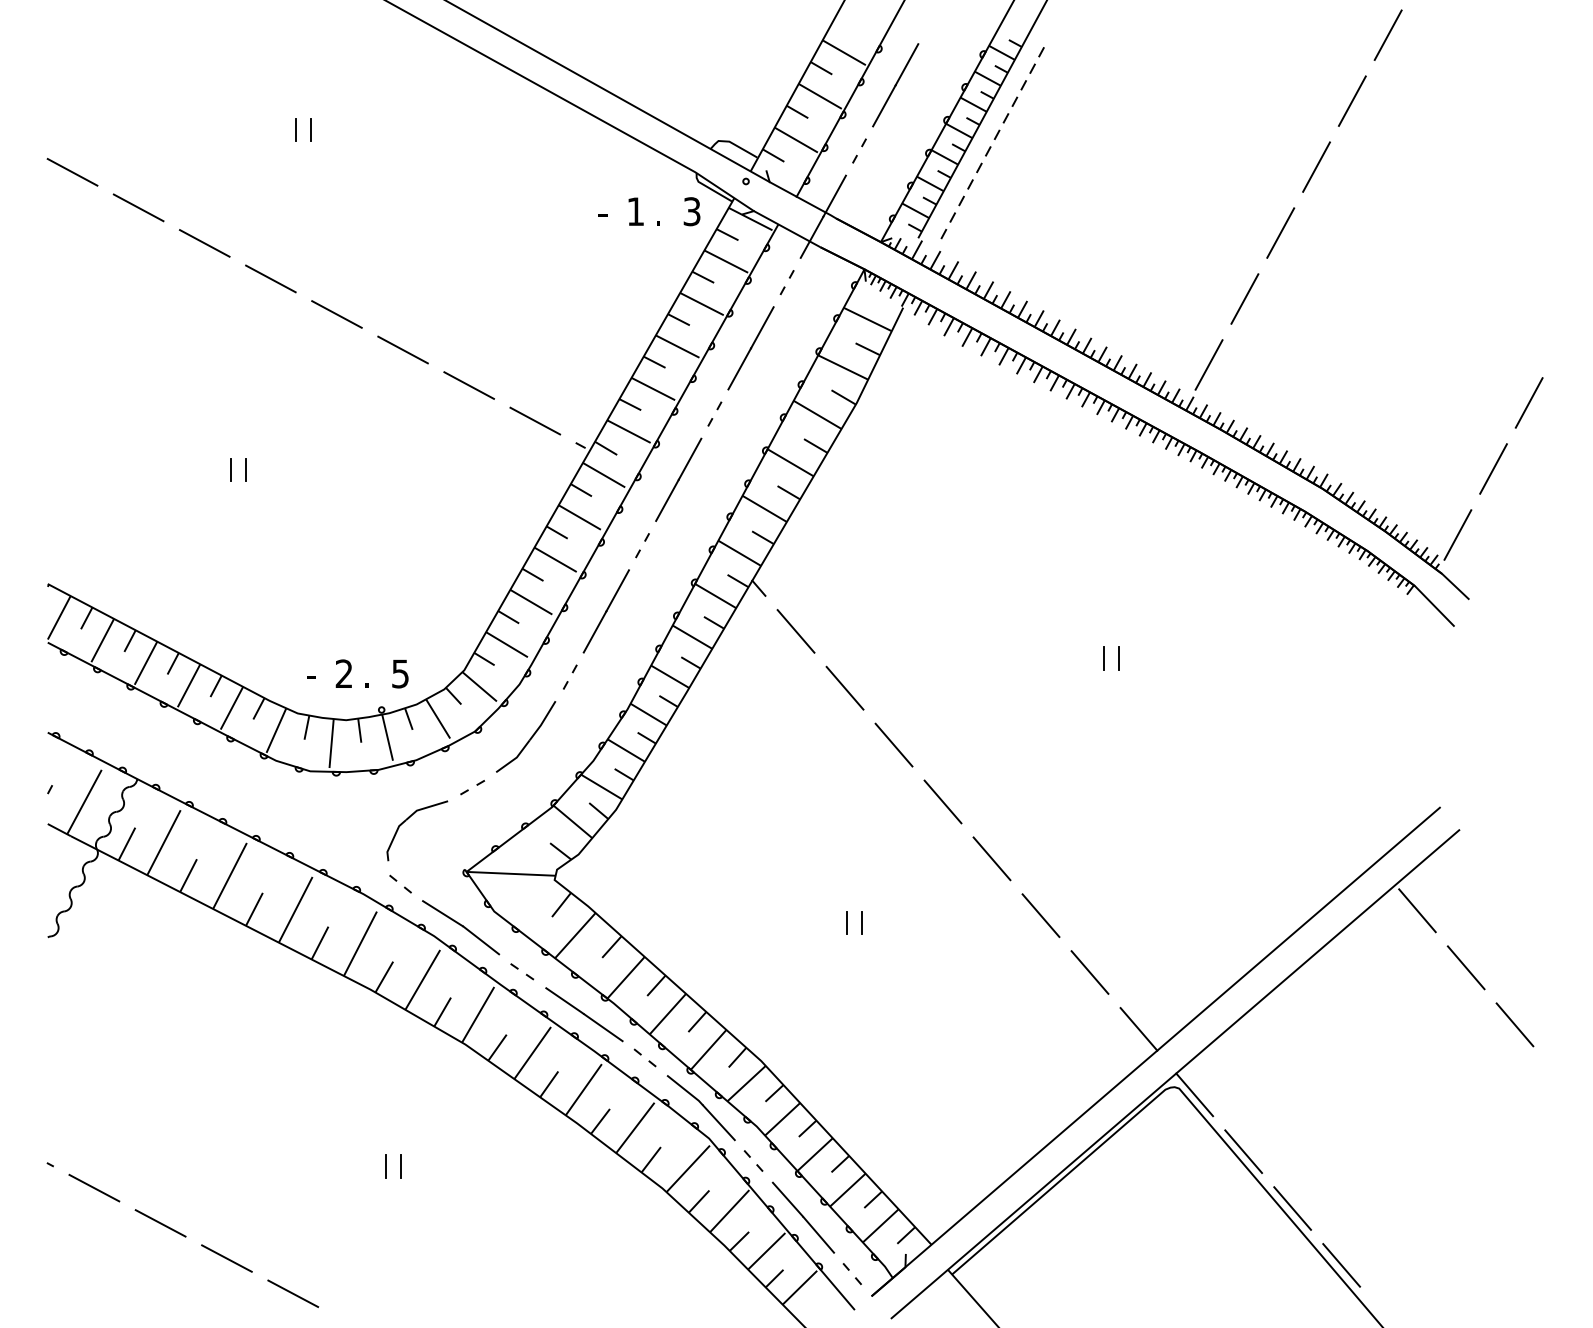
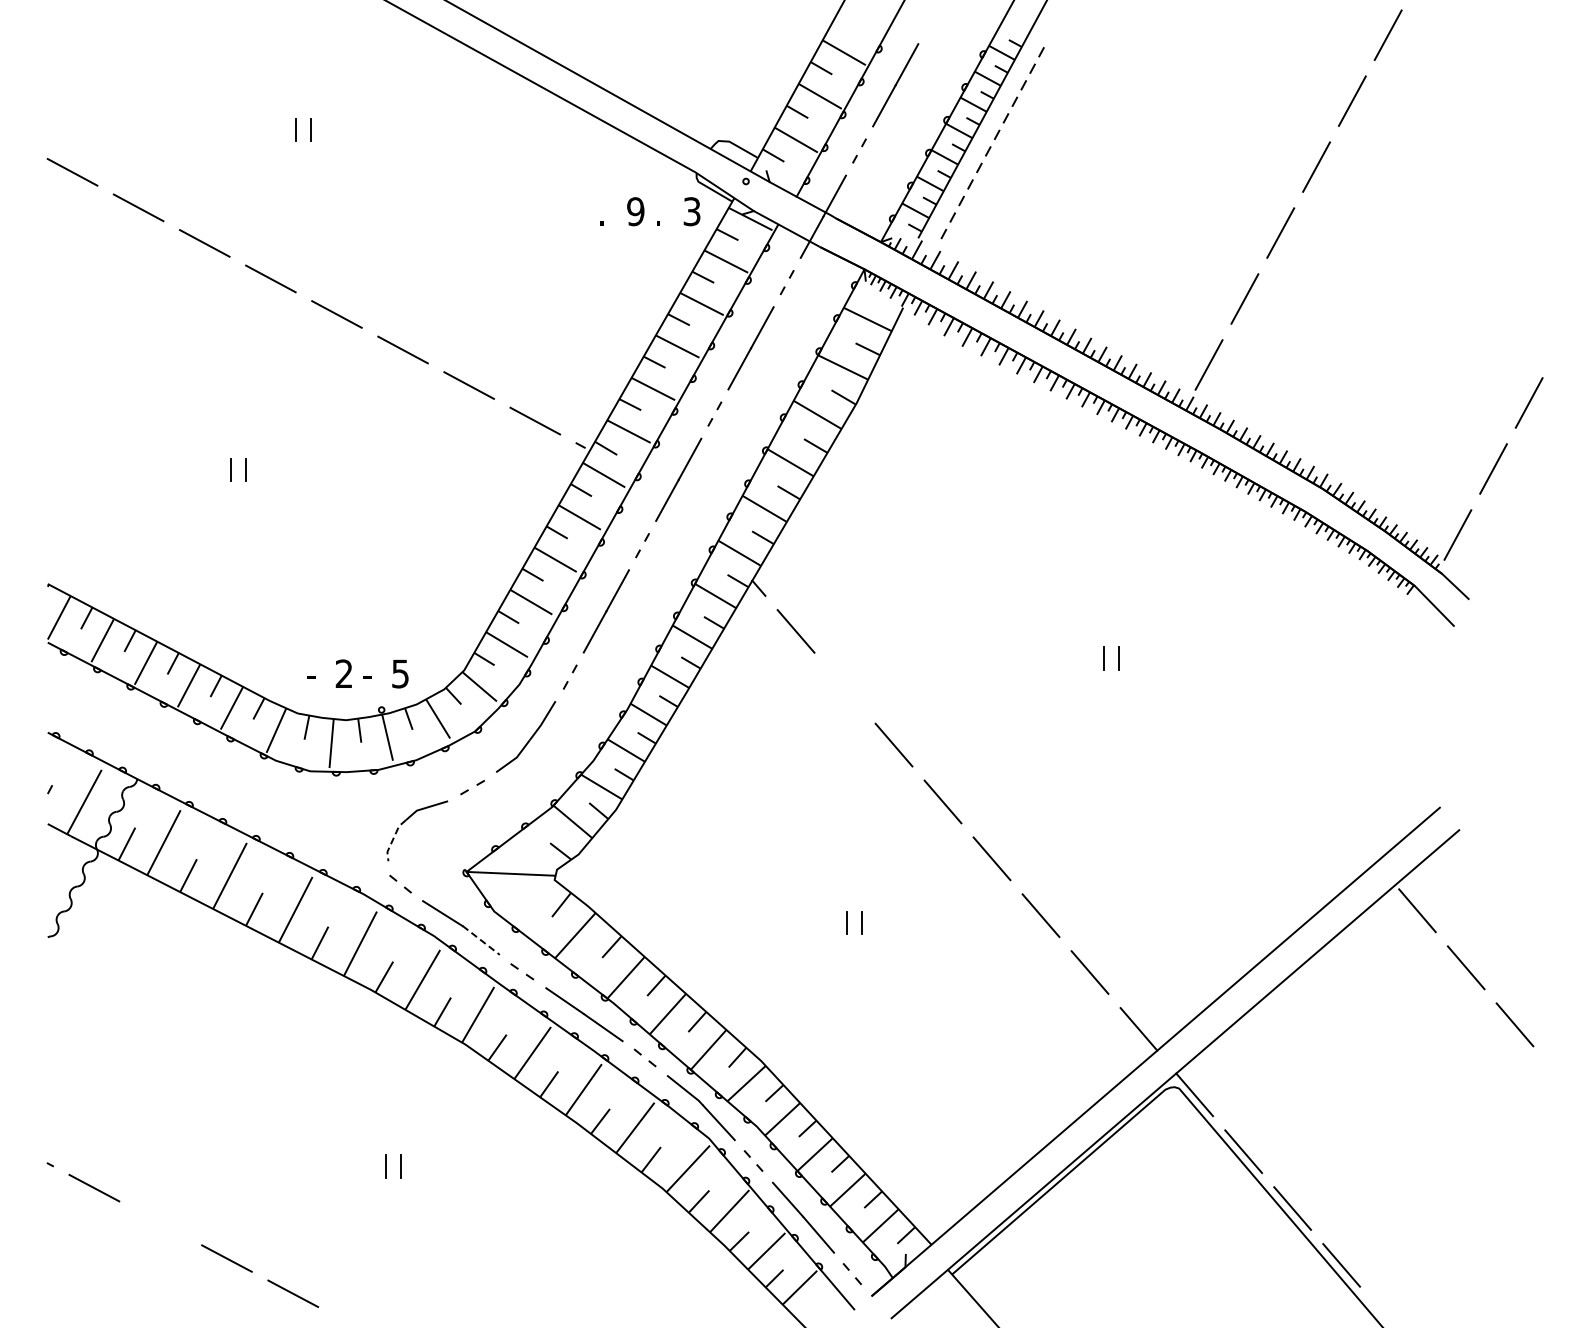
text: 1 -> 9 (635, 211)
text: - -> . (602, 219)
text: . -> - (367, 681)
line: present -> none (844, 687)
line: solid -> dashed (393, 839)
line: solid -> dashed (480, 940)
line: present -> none (160, 1223)
